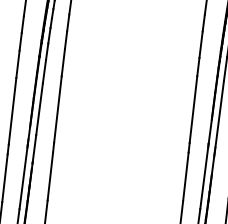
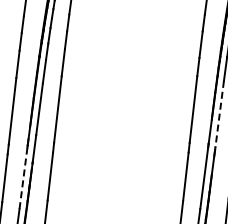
line: solid -> dashed (219, 114)
line: solid -> dashed (23, 177)
